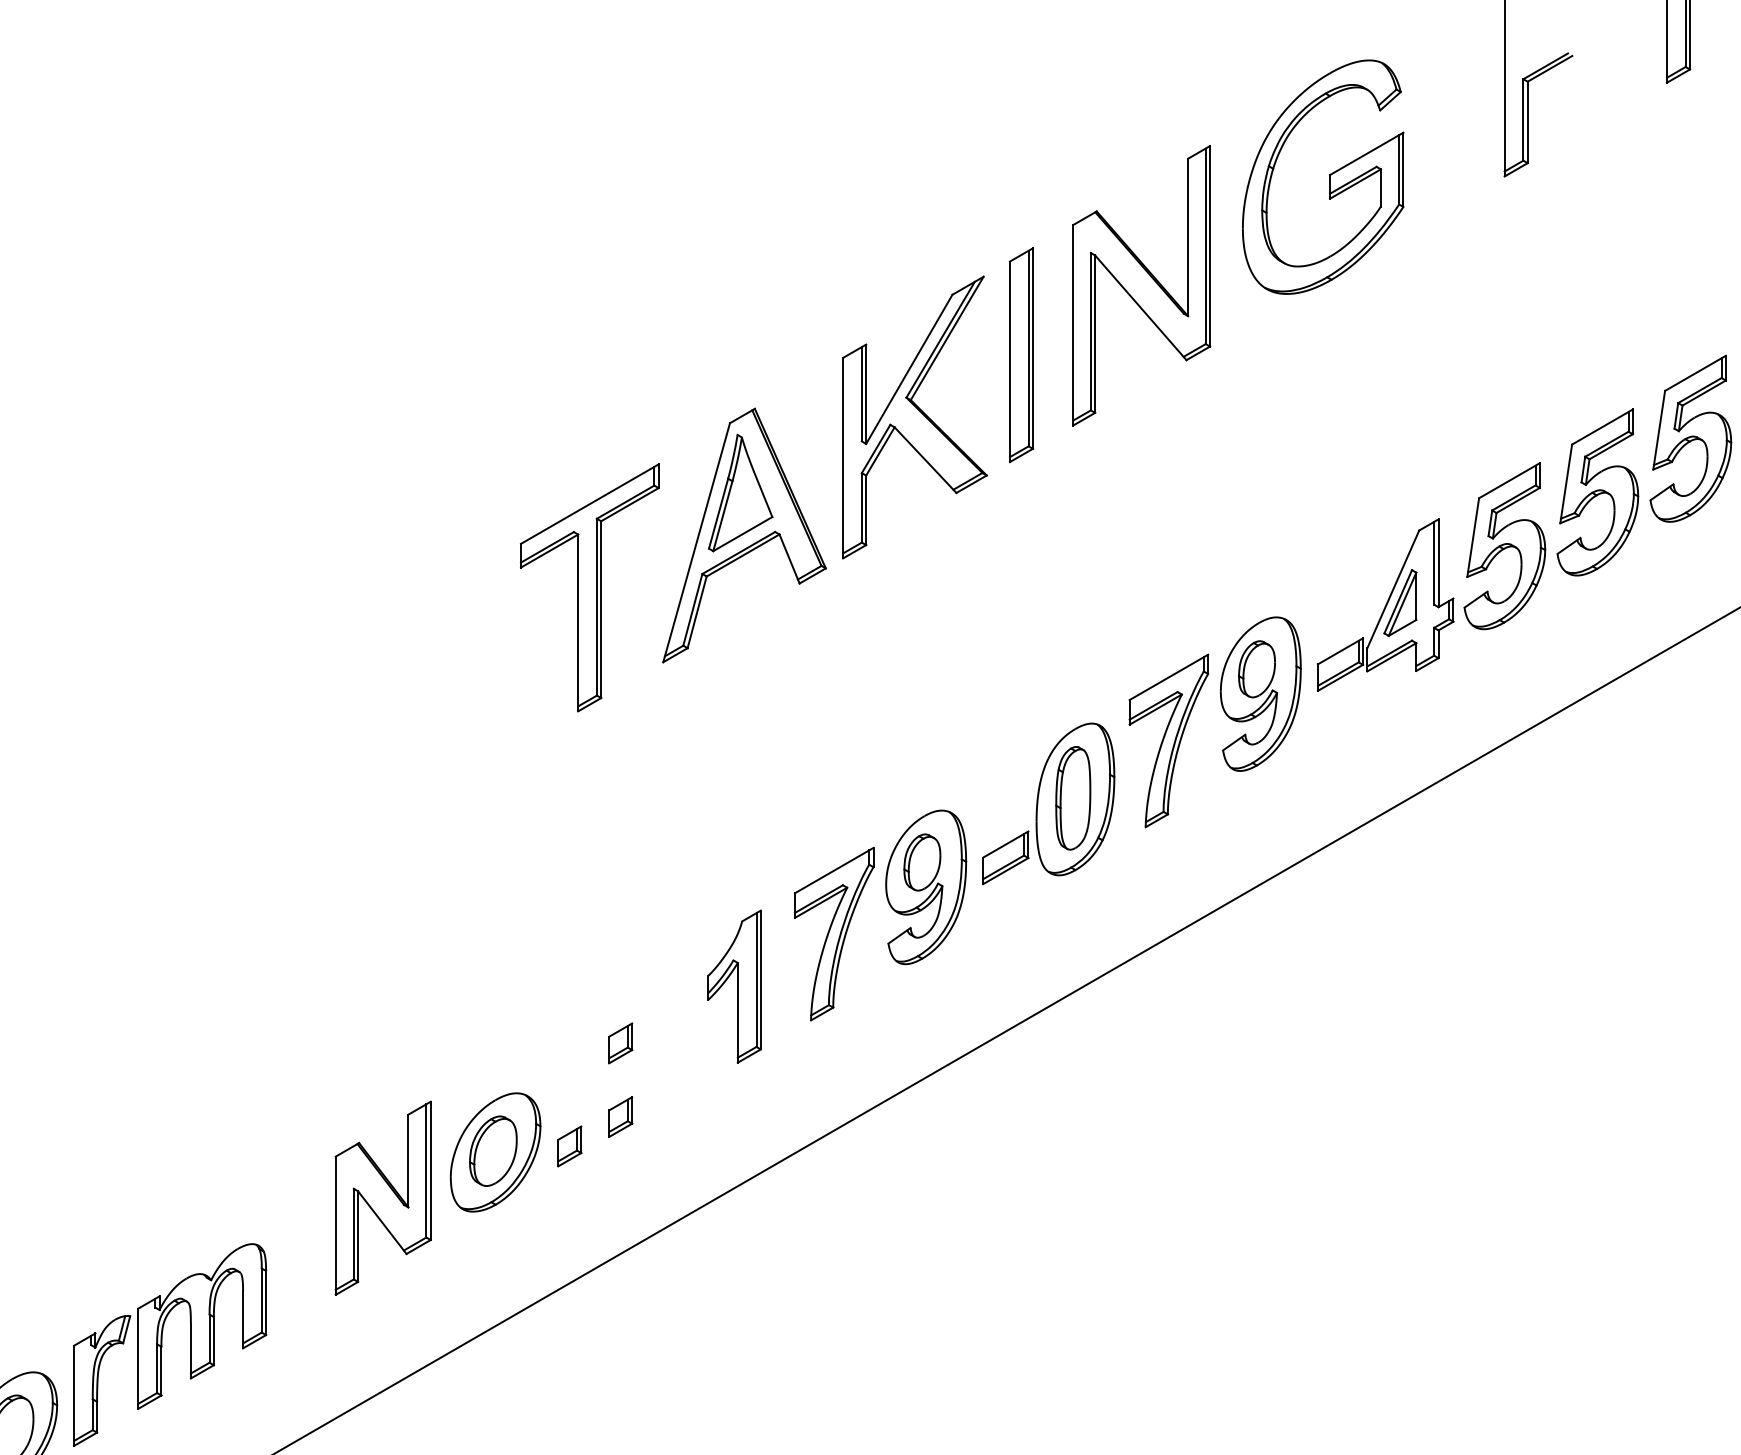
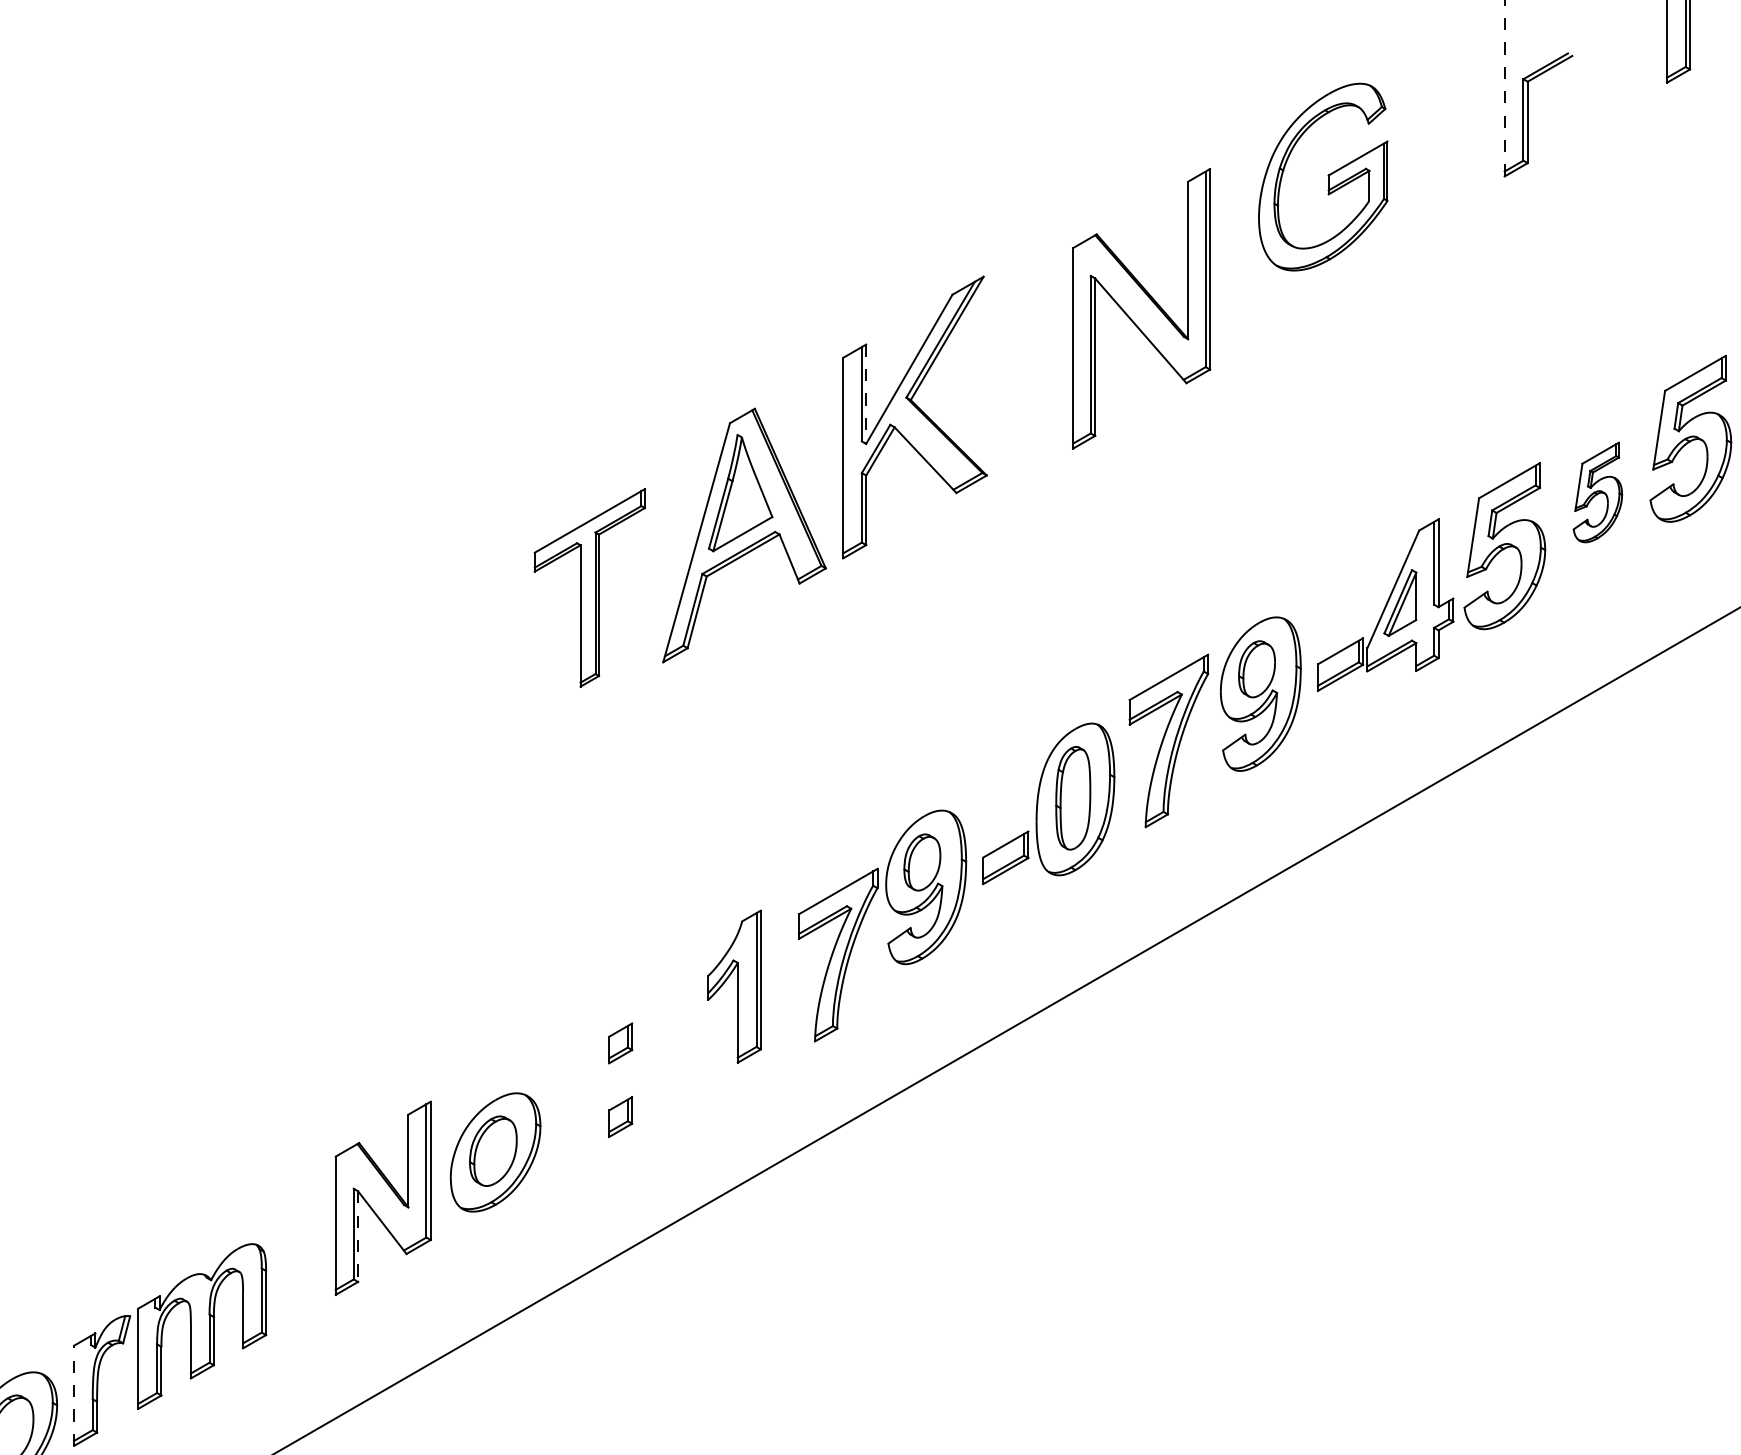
line: solid -> dashed (1504, 88)
part size: 163x236 px -> 131x190 px (1323, 176)
part position: (1141, 285) -> (1141, 308) (1141, 308)
part: present -> none (1020, 355)
line: solid -> dashed (866, 394)
part size: 84x169 px -> 52x103 px (1597, 492)
part size: 140x250 px -> 113x200 px (589, 587)
part position: (834, 933) -> (838, 954) (838, 954)
part: present -> none (569, 1146)
line: solid -> dashed (358, 1237)
line: solid -> dashed (74, 1395)
